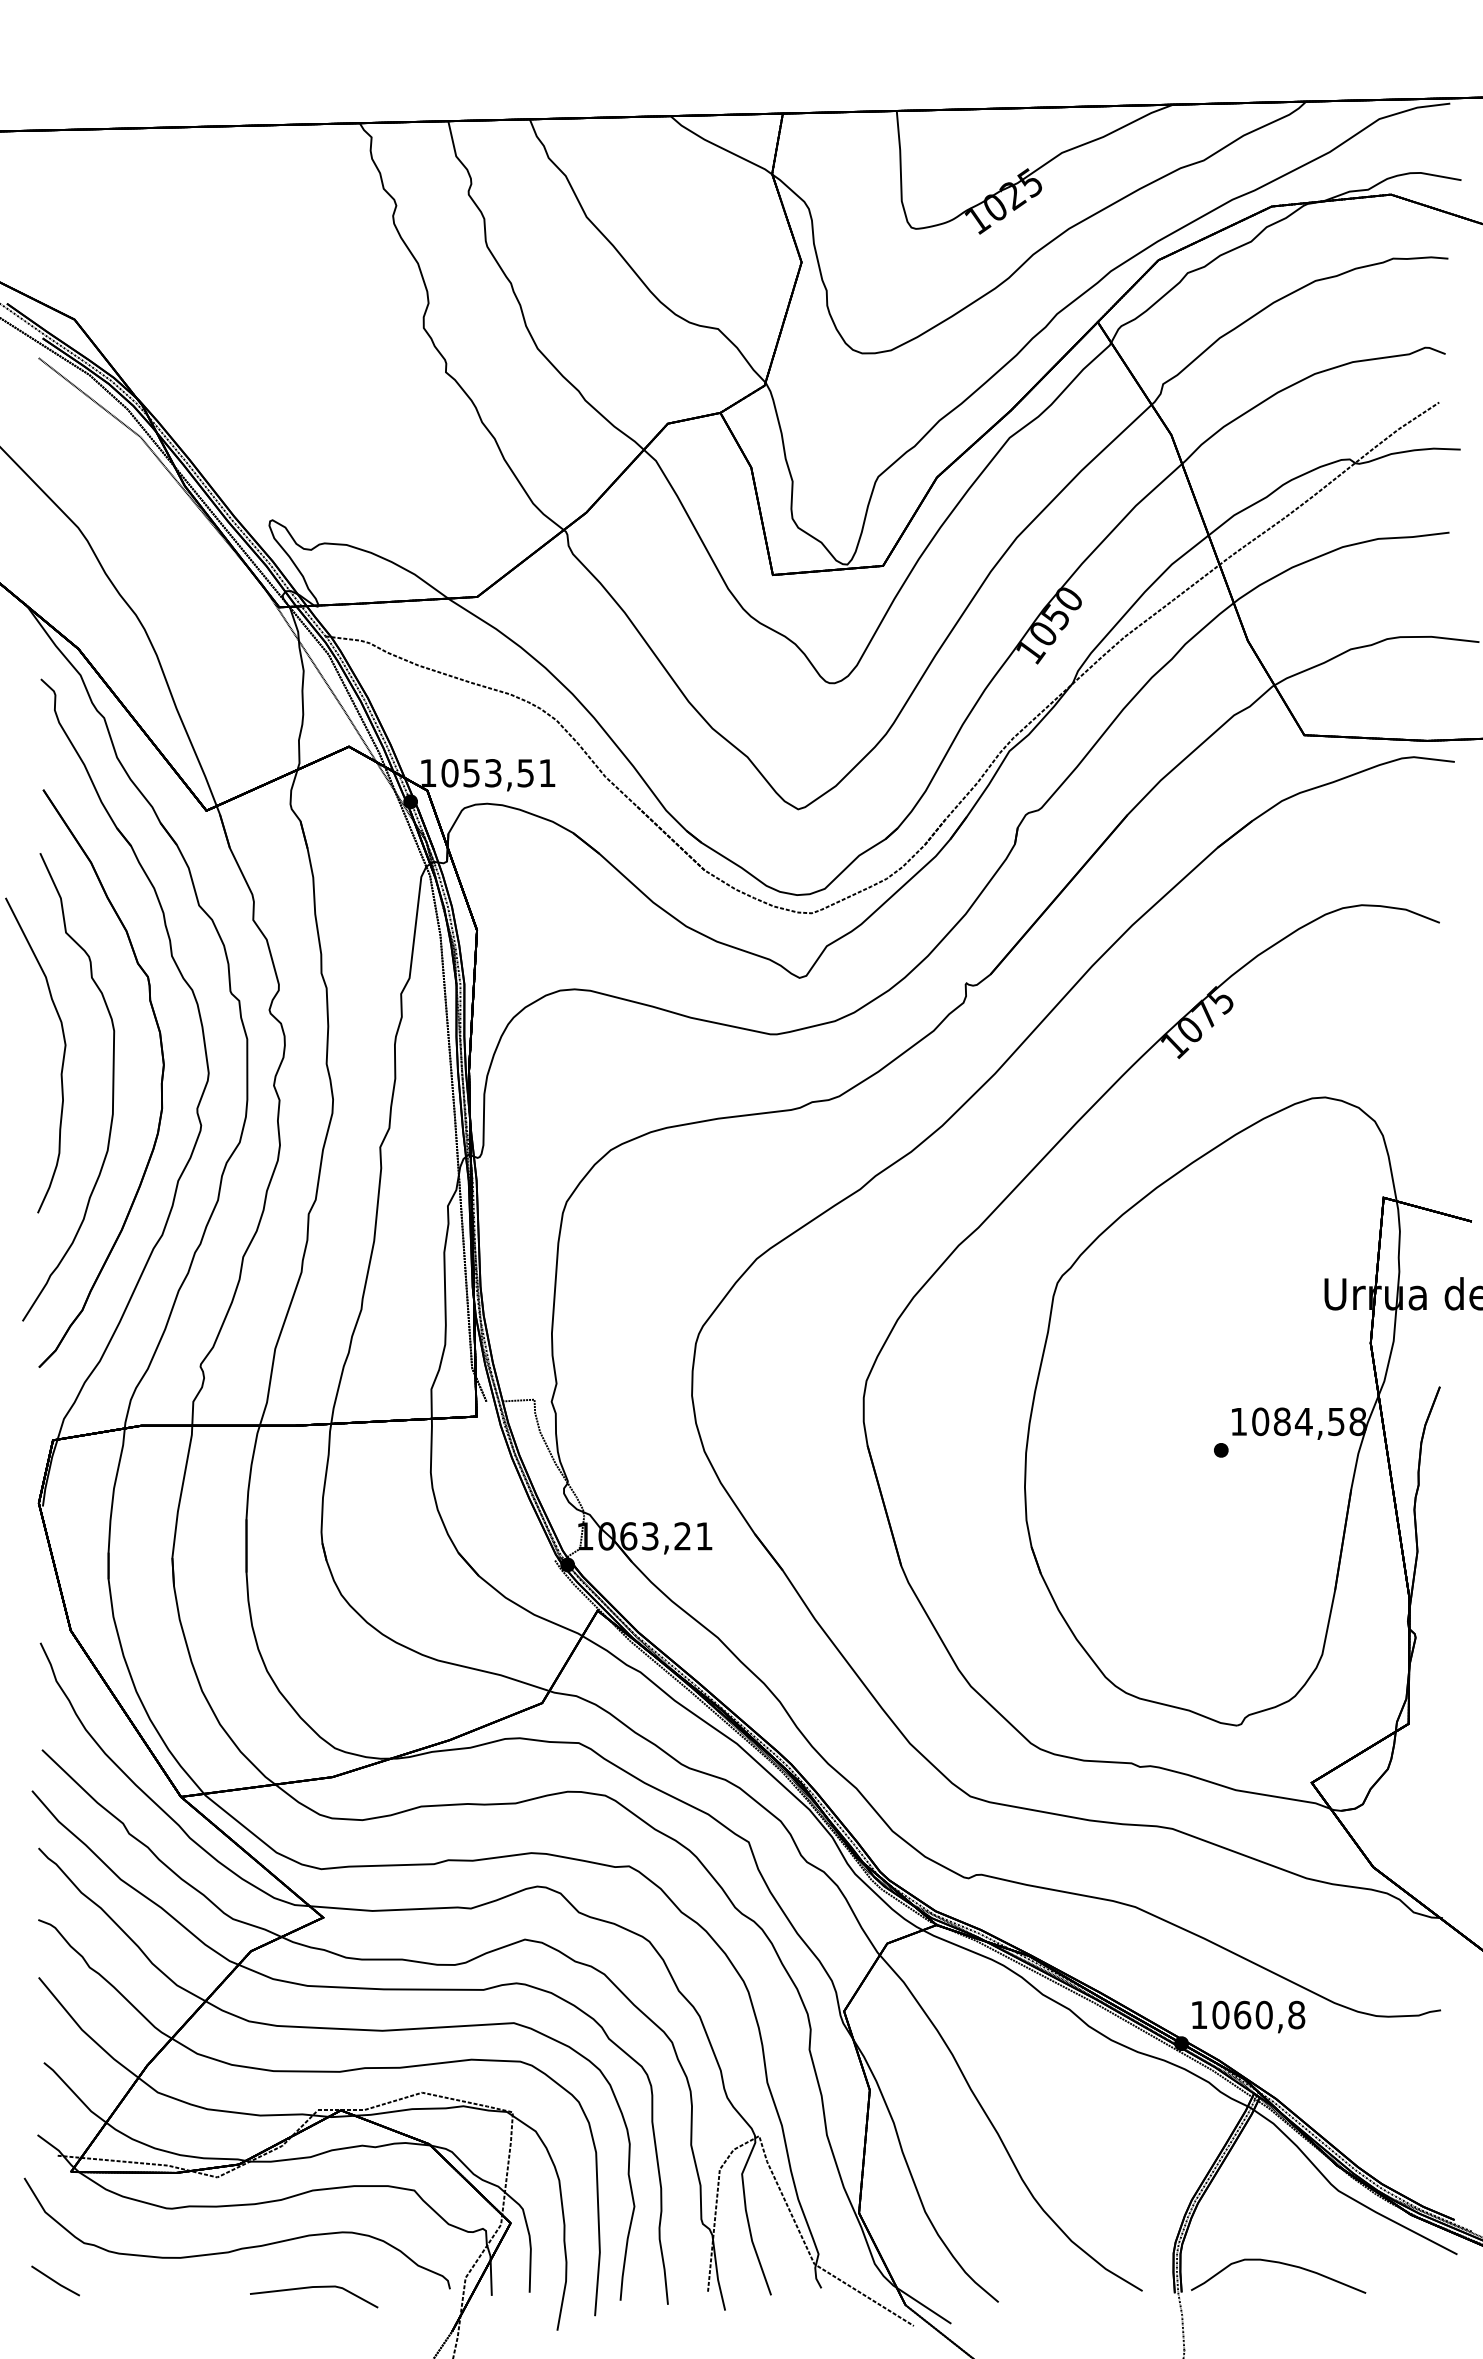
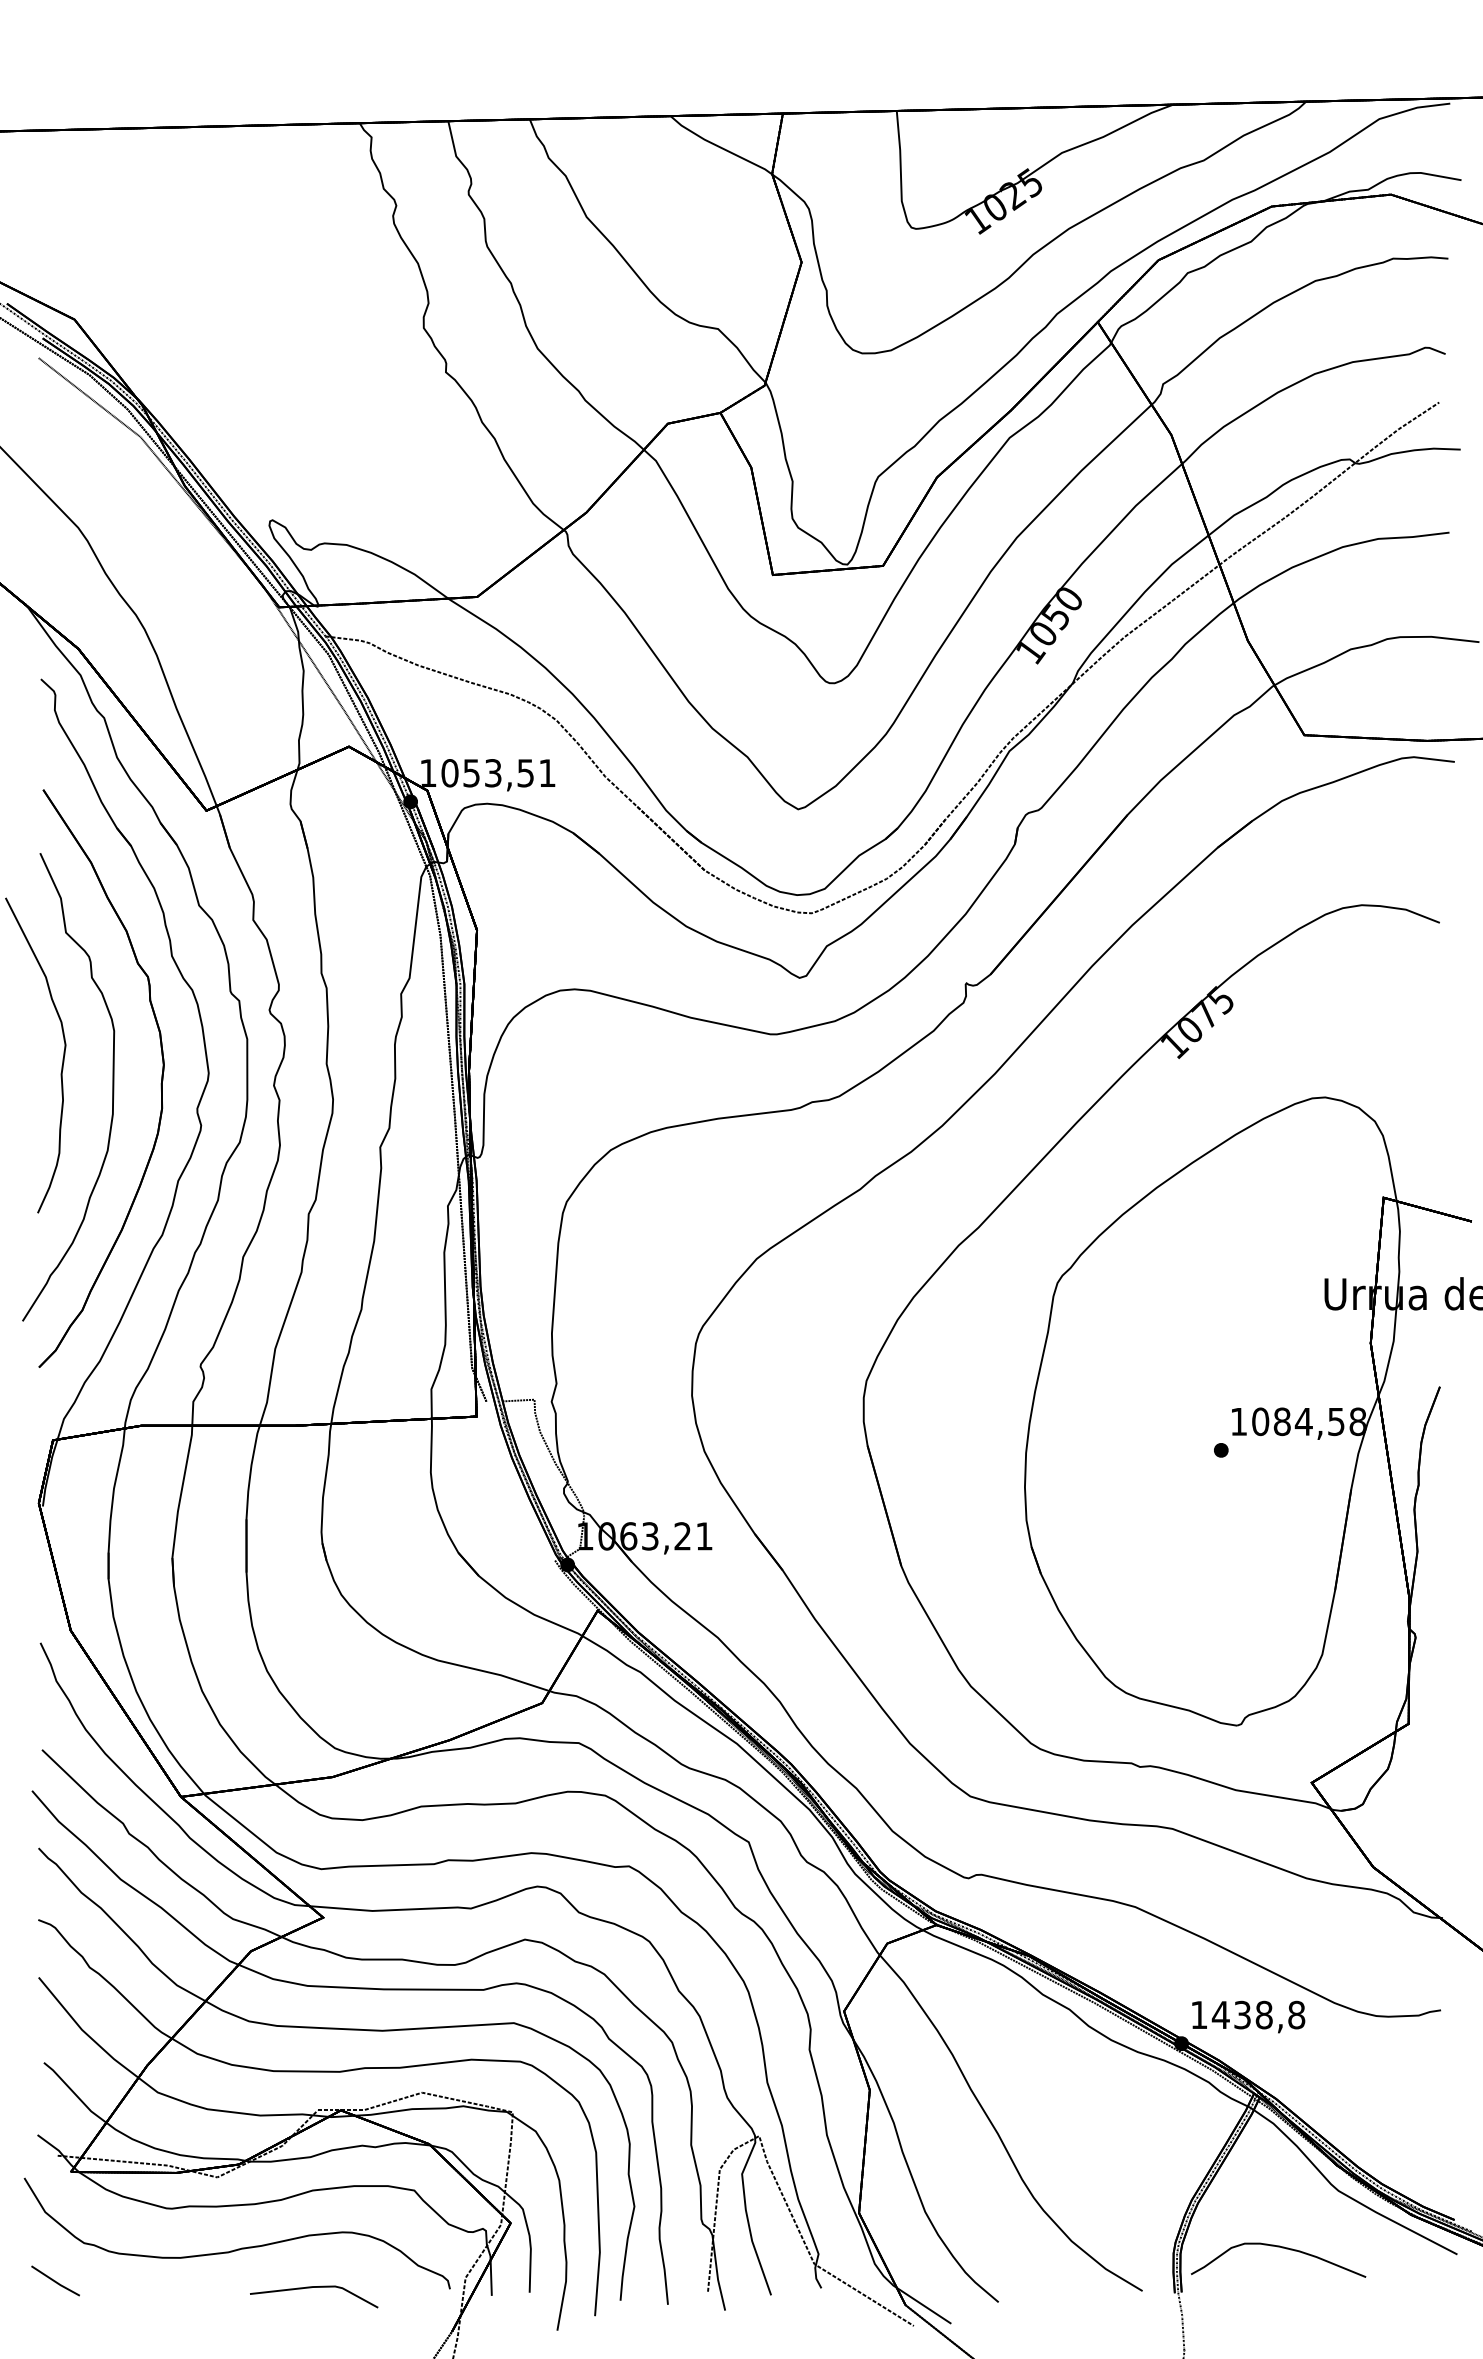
text: 1060,8 -> 1438,8 (1241, 2014)
curve position: (1282, 2264) -> (1282, 2248) (1282, 2248)
